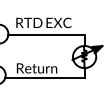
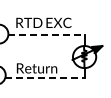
line: solid -> dashed (46, 35)
line: solid -> dashed (44, 77)
